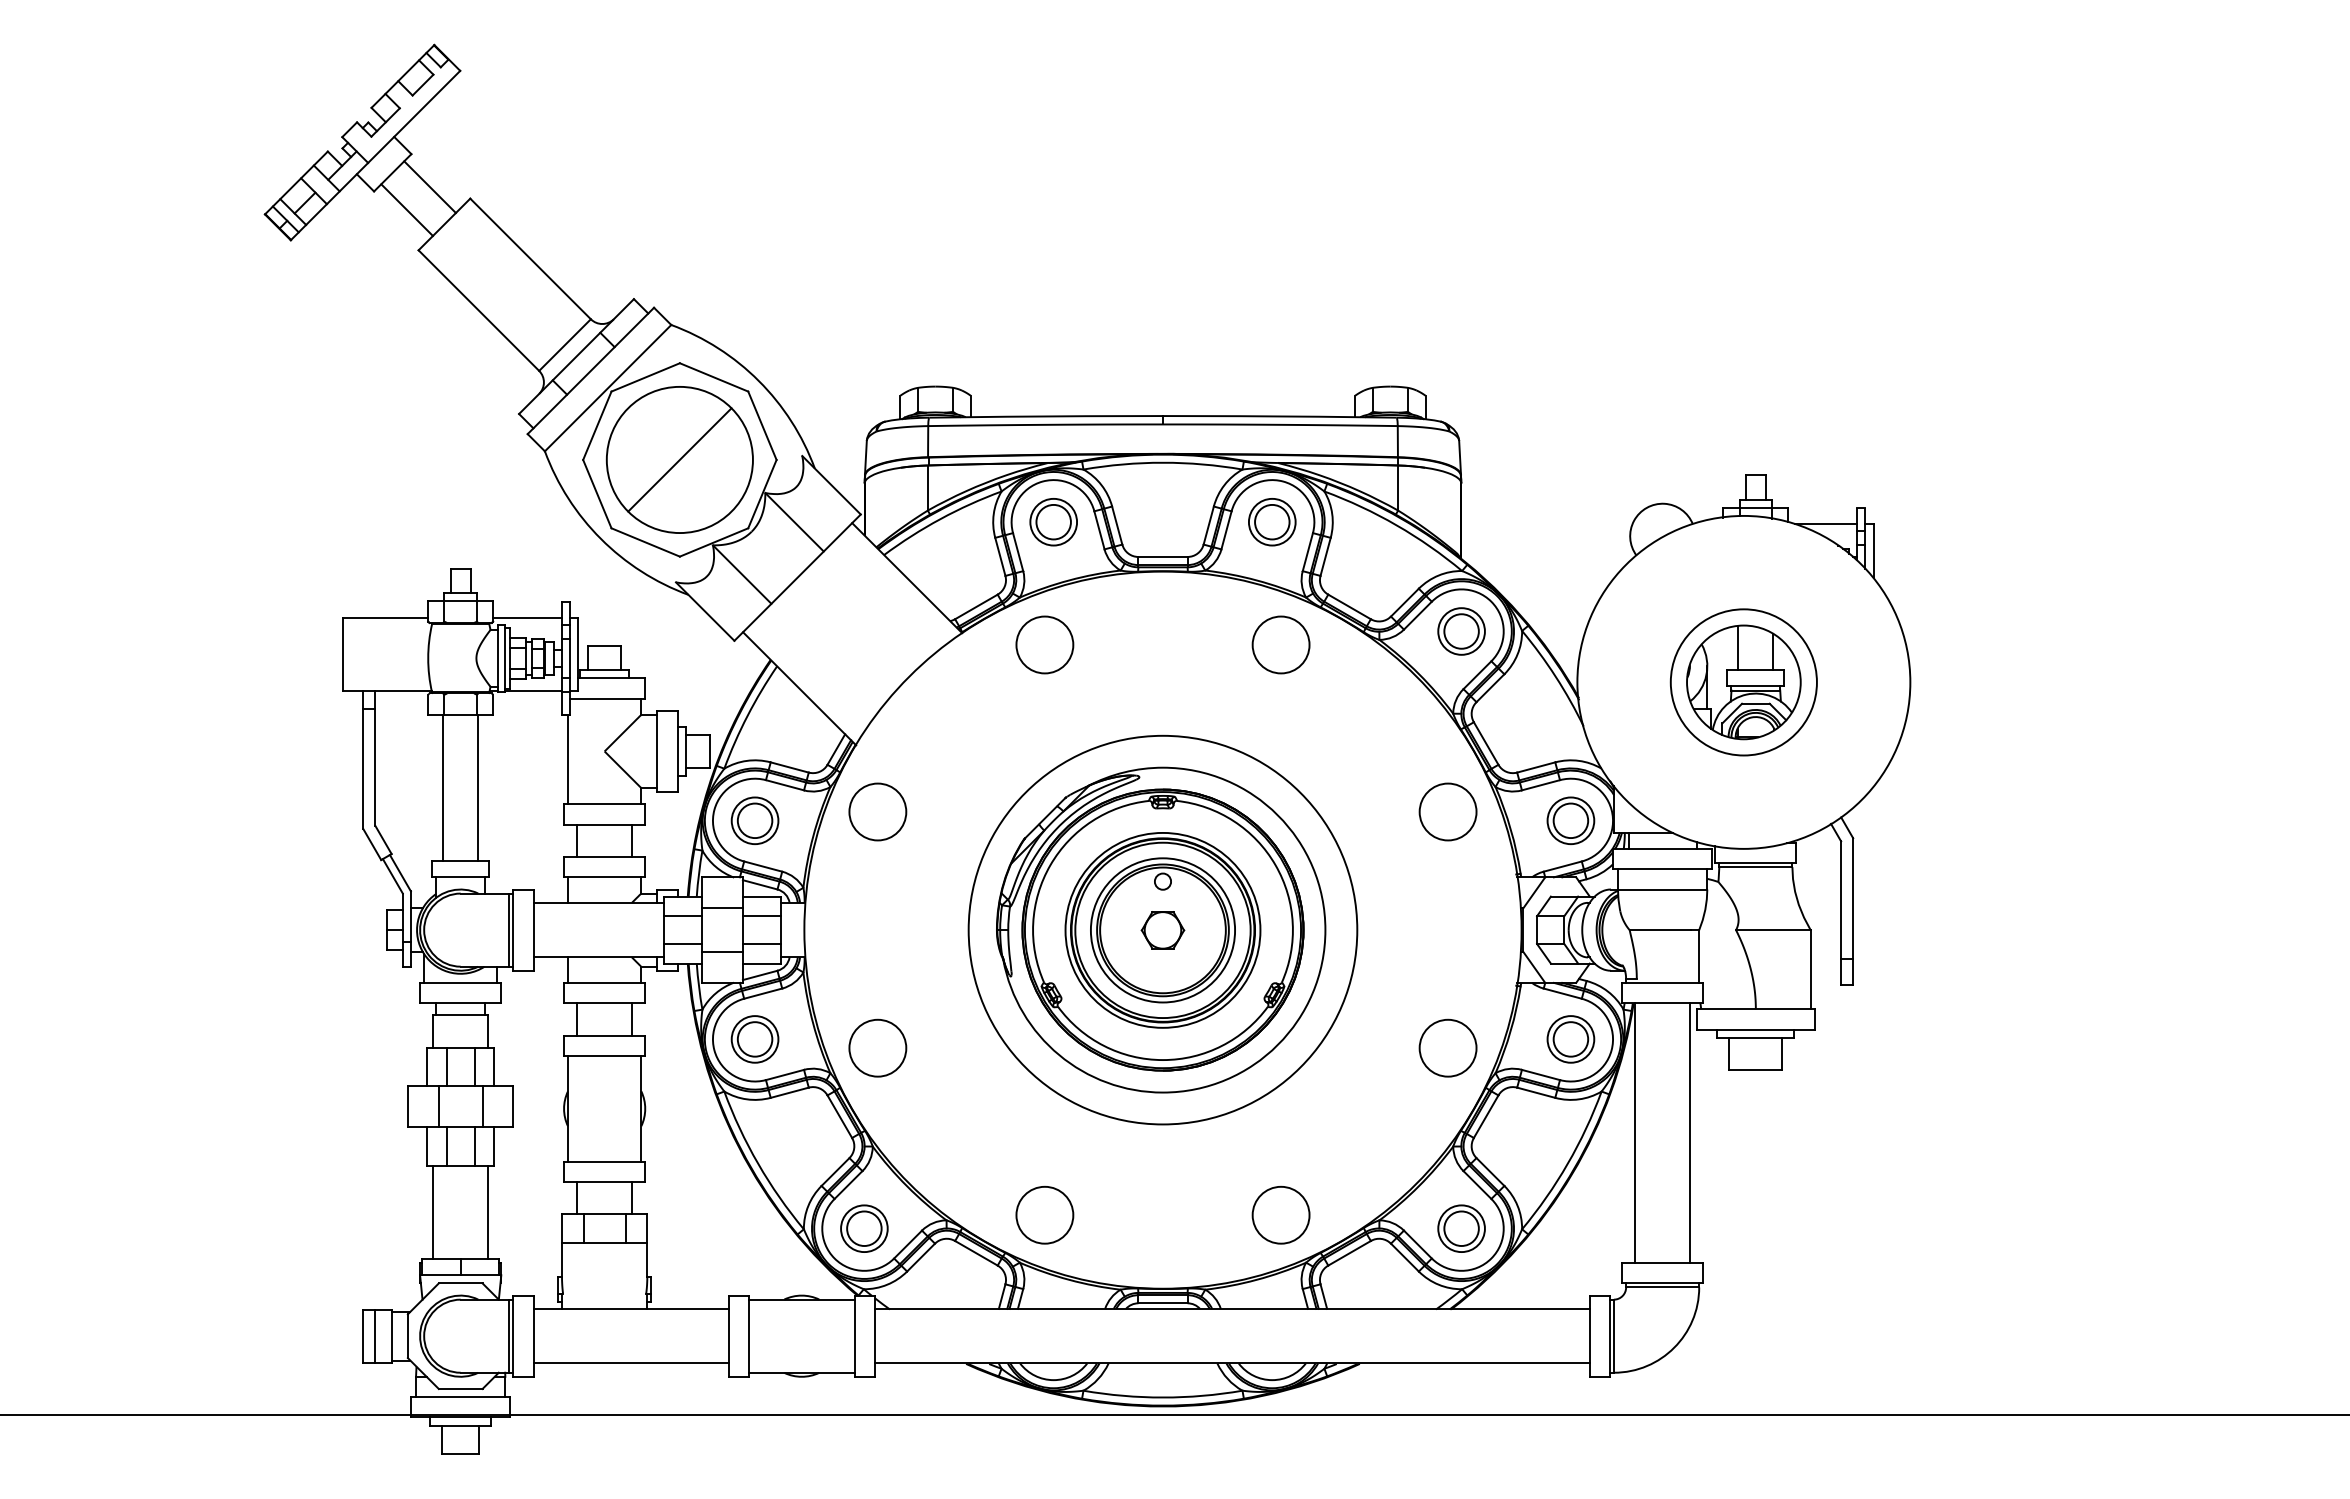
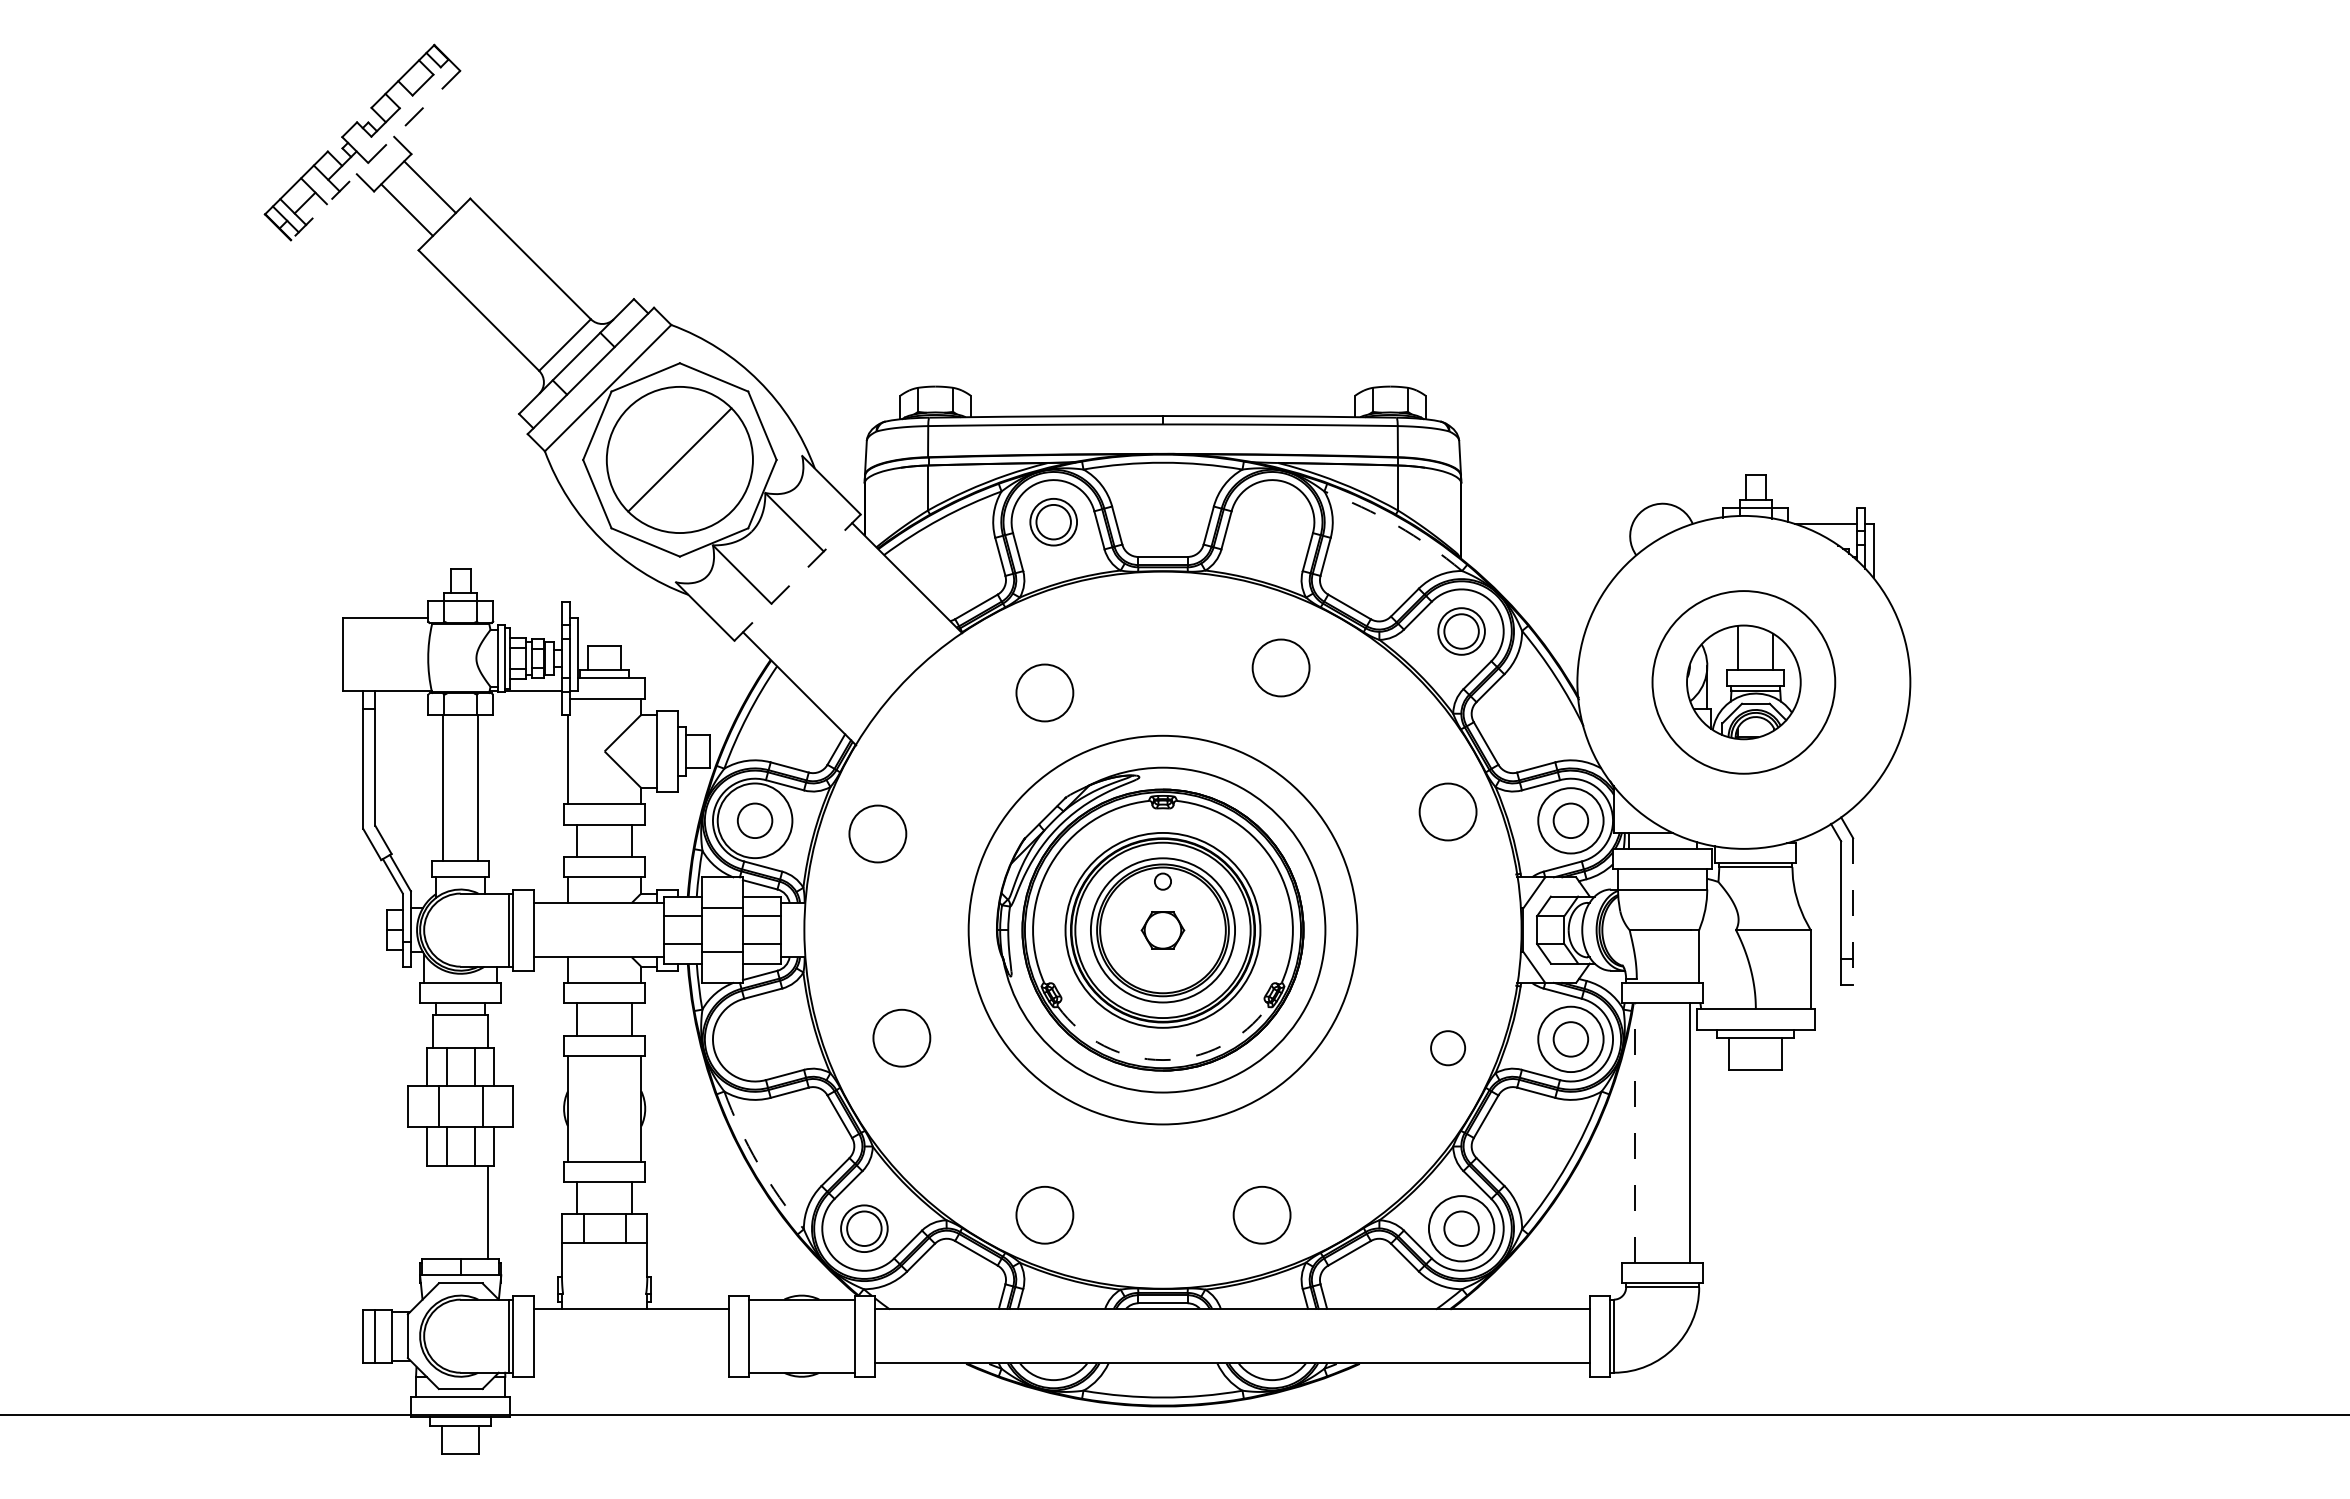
line: solid -> dashed (375, 155)
part: present -> none (1272, 522)
arc: solid -> dashed (1396, 525)
line: solid -> dashed (797, 577)
line: present -> none (527, 617)
circle position: (1044, 644) -> (1044, 692) (1044, 692)
circle position: (1280, 644) -> (1280, 667) (1280, 667)
circle diameter: 146 px -> 183 px (1743, 682)
circle position: (877, 811) -> (877, 833) (877, 833)
circle diameter: 47 px -> 75 px (754, 820)
circle diameter: 47 px -> 65 px (1570, 820)
line: solid -> dashed (1853, 912)
part: present -> none (754, 1039)
circle diameter: 47 px -> 65 px (1570, 1039)
circle position: (877, 1047) -> (901, 1037) (901, 1037)
circle diameter: 57 px -> 34 px (1448, 1048)
arc: solid -> dashed (1162, 1060)
line: solid -> dashed (1635, 1133)
arc: solid -> dashed (758, 1163)
line: present -> none (433, 1212)
circle position: (1280, 1214) -> (1261, 1214) (1261, 1214)
circle diameter: 47 px -> 65 px (1461, 1228)
line: present -> none (630, 1363)
